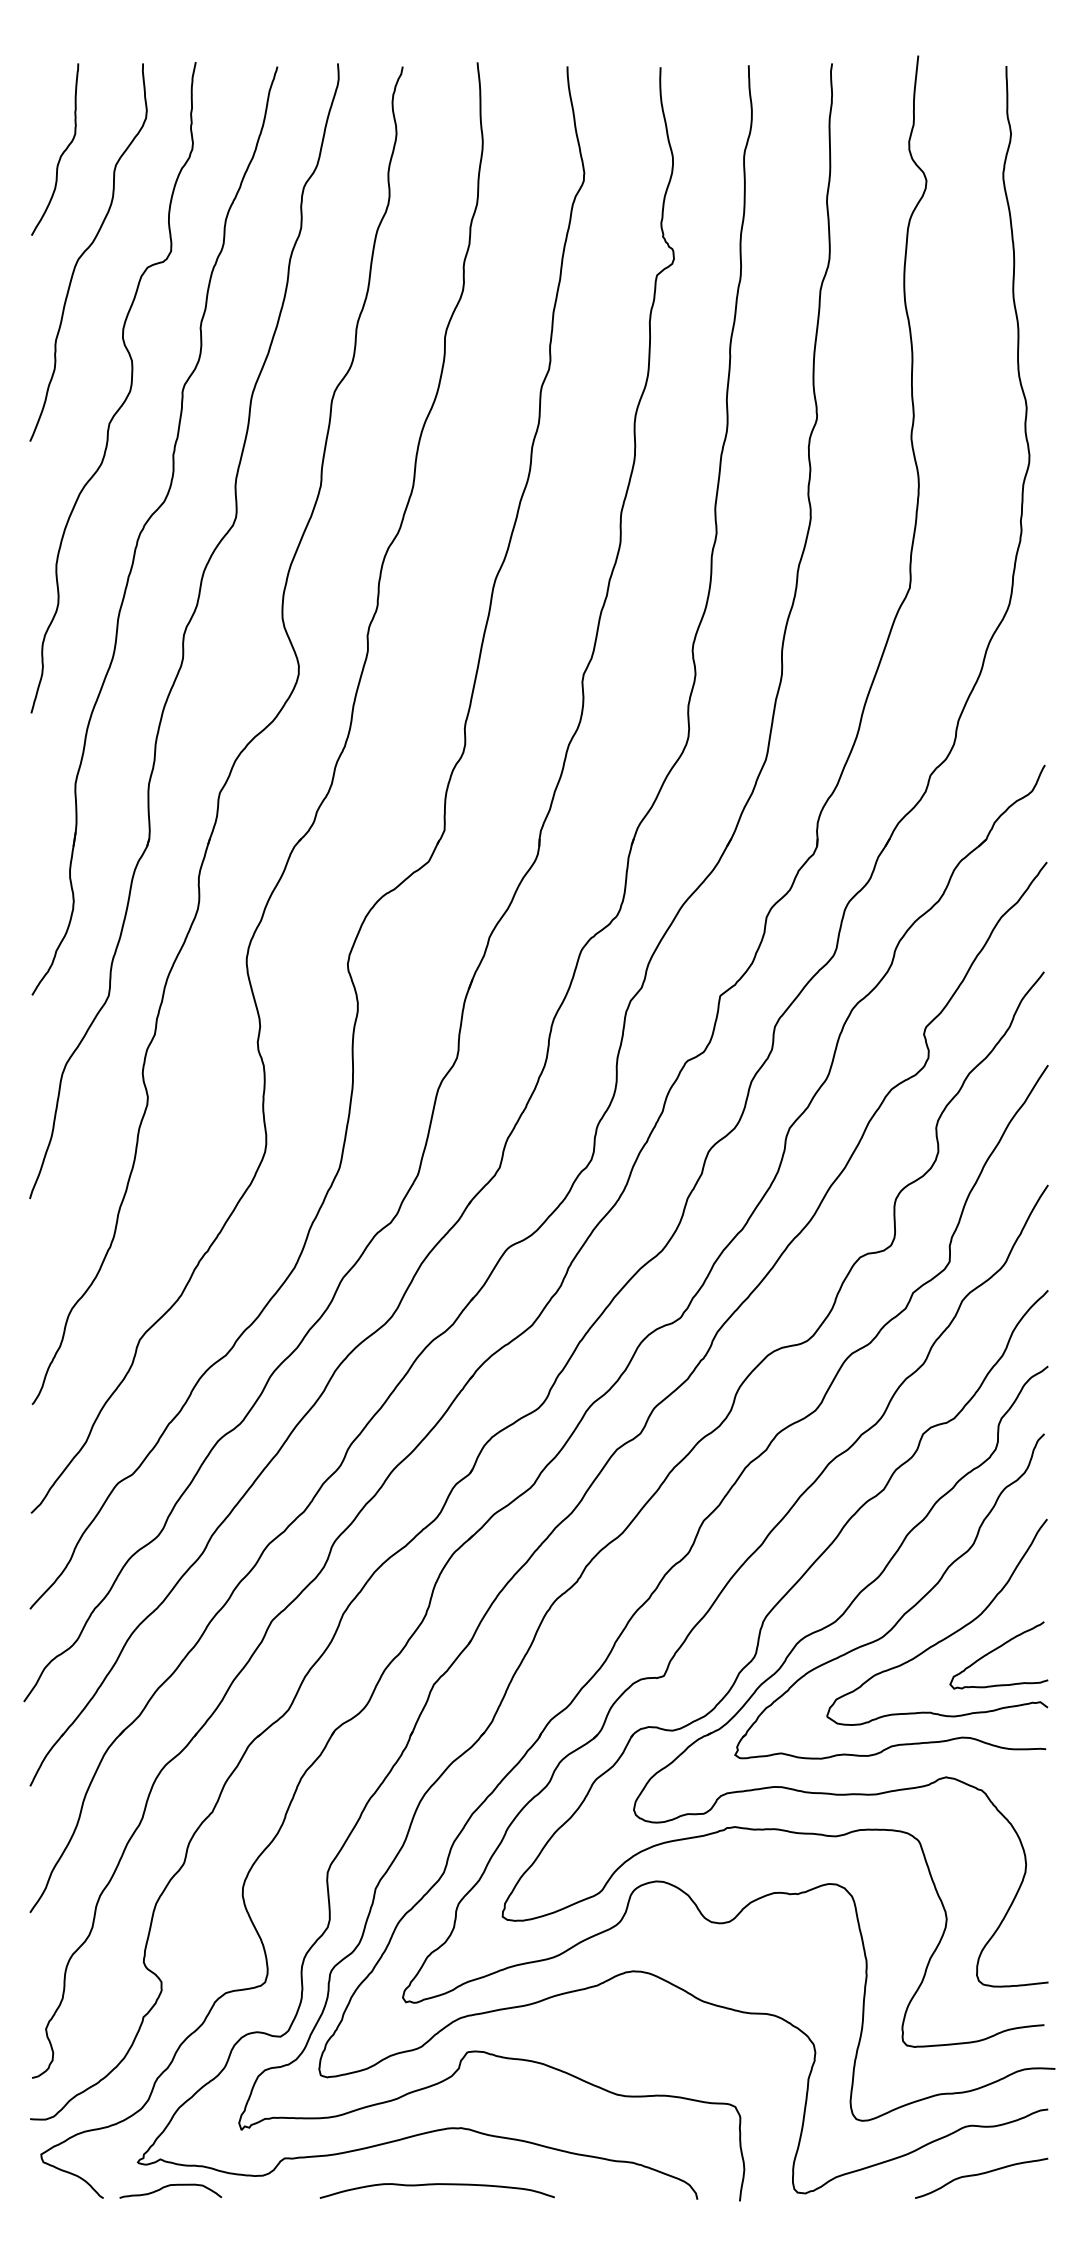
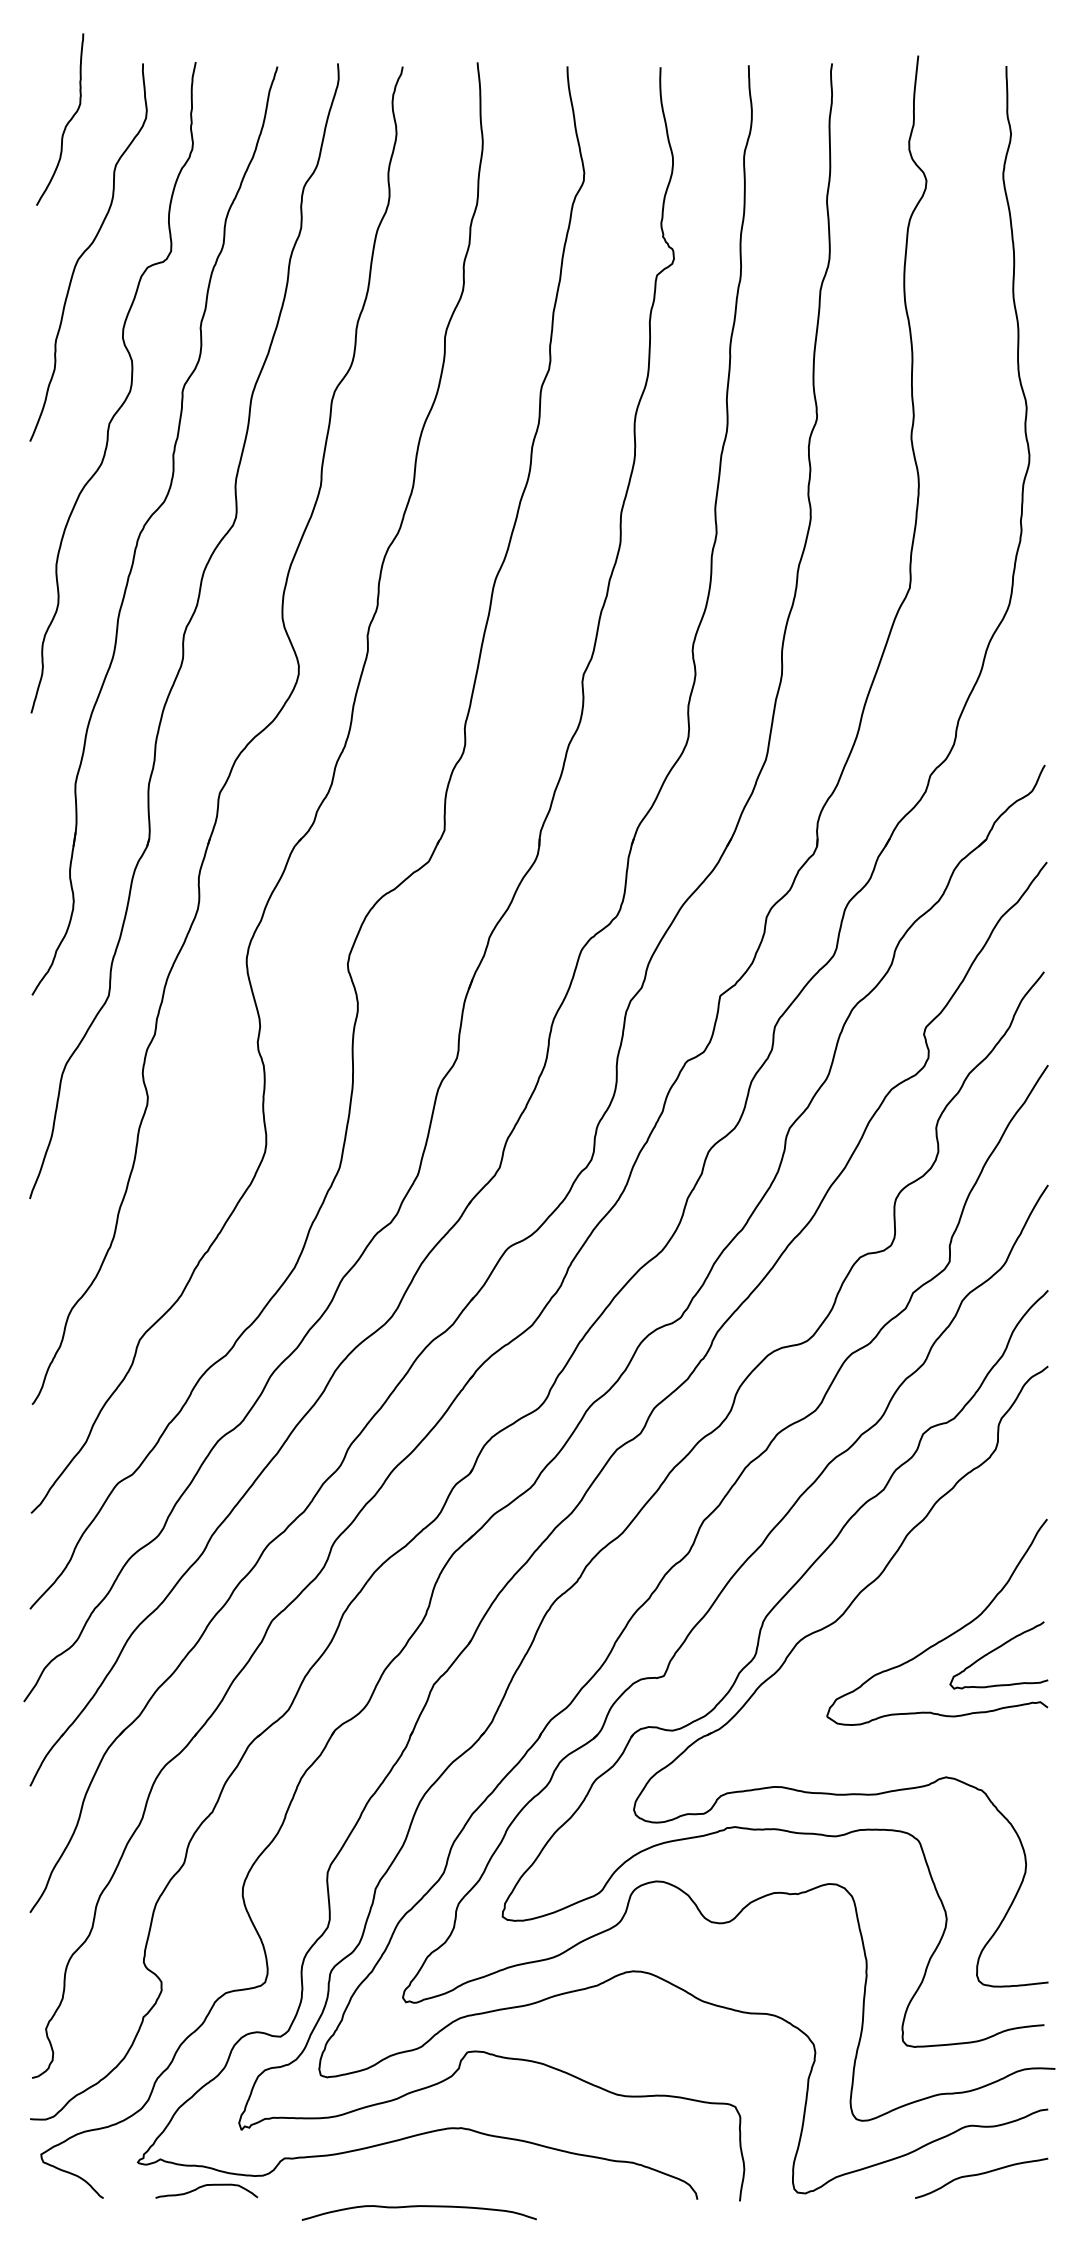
curve position: (61, 153) -> (66, 123) (66, 123)
part: present -> none (904, 1612)
curve position: (435, 2185) -> (417, 2207) (417, 2207)
curve position: (170, 2186) -> (206, 2186) (206, 2186)
